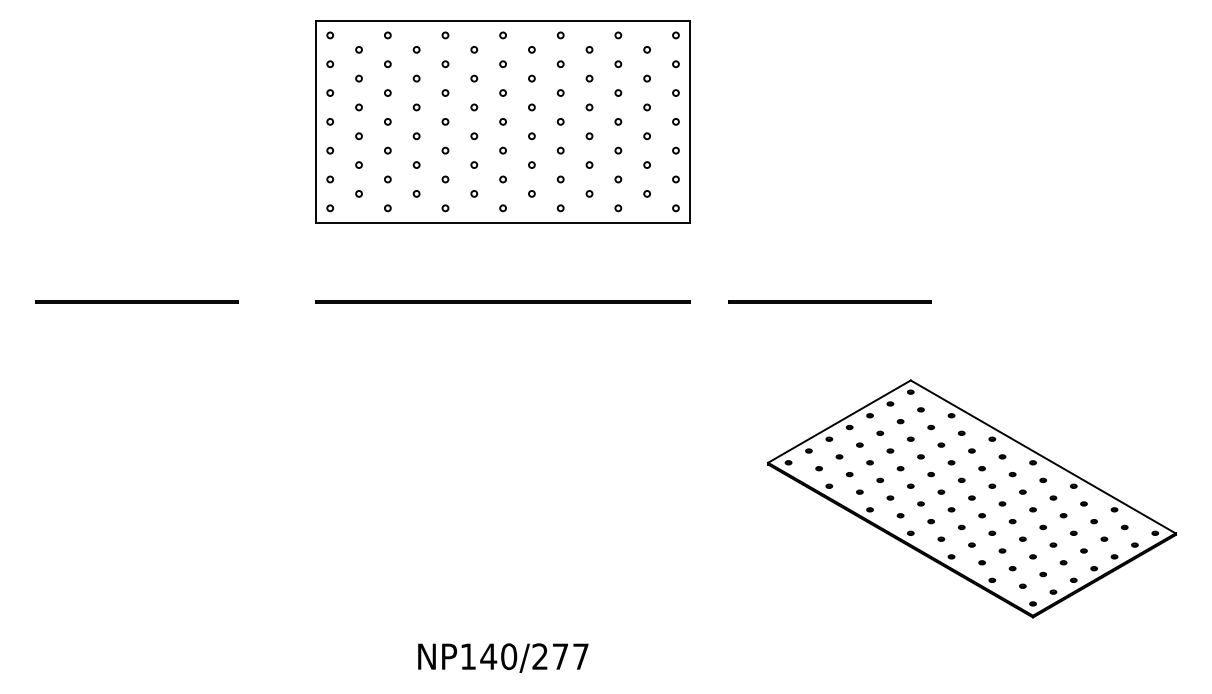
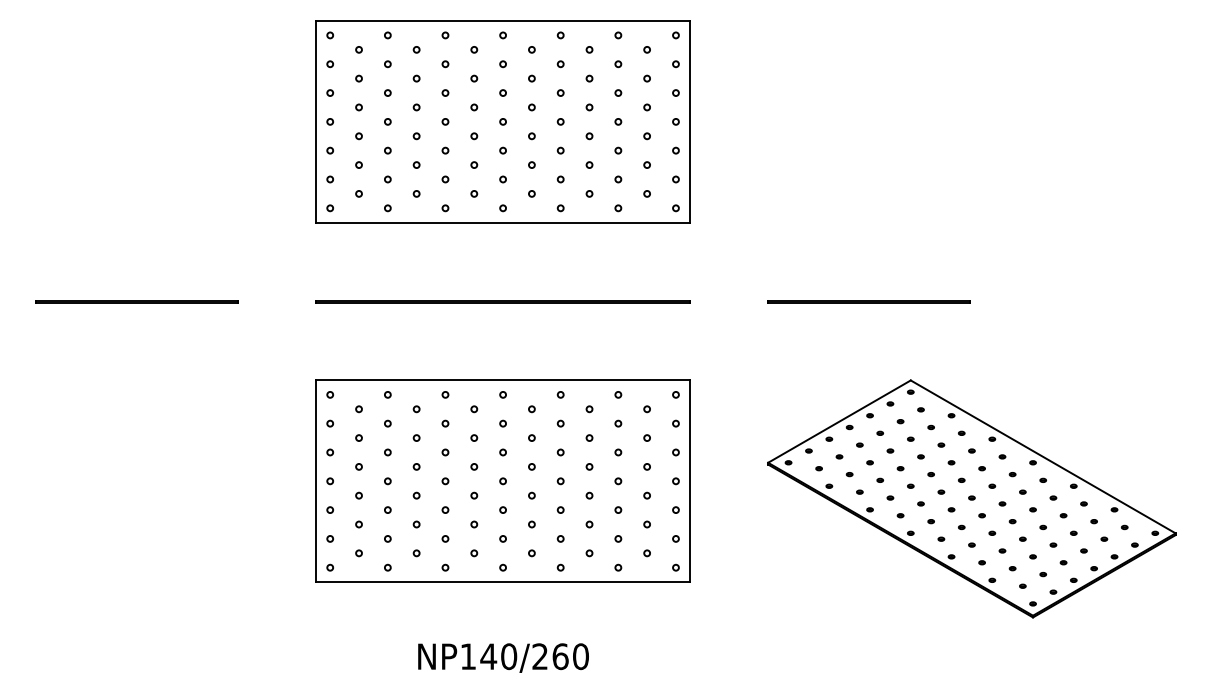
line position: (829, 301) -> (868, 301) (868, 301)
part: none -> present (502, 480)
text: NP140/277 -> NP140/260 (570, 656)
